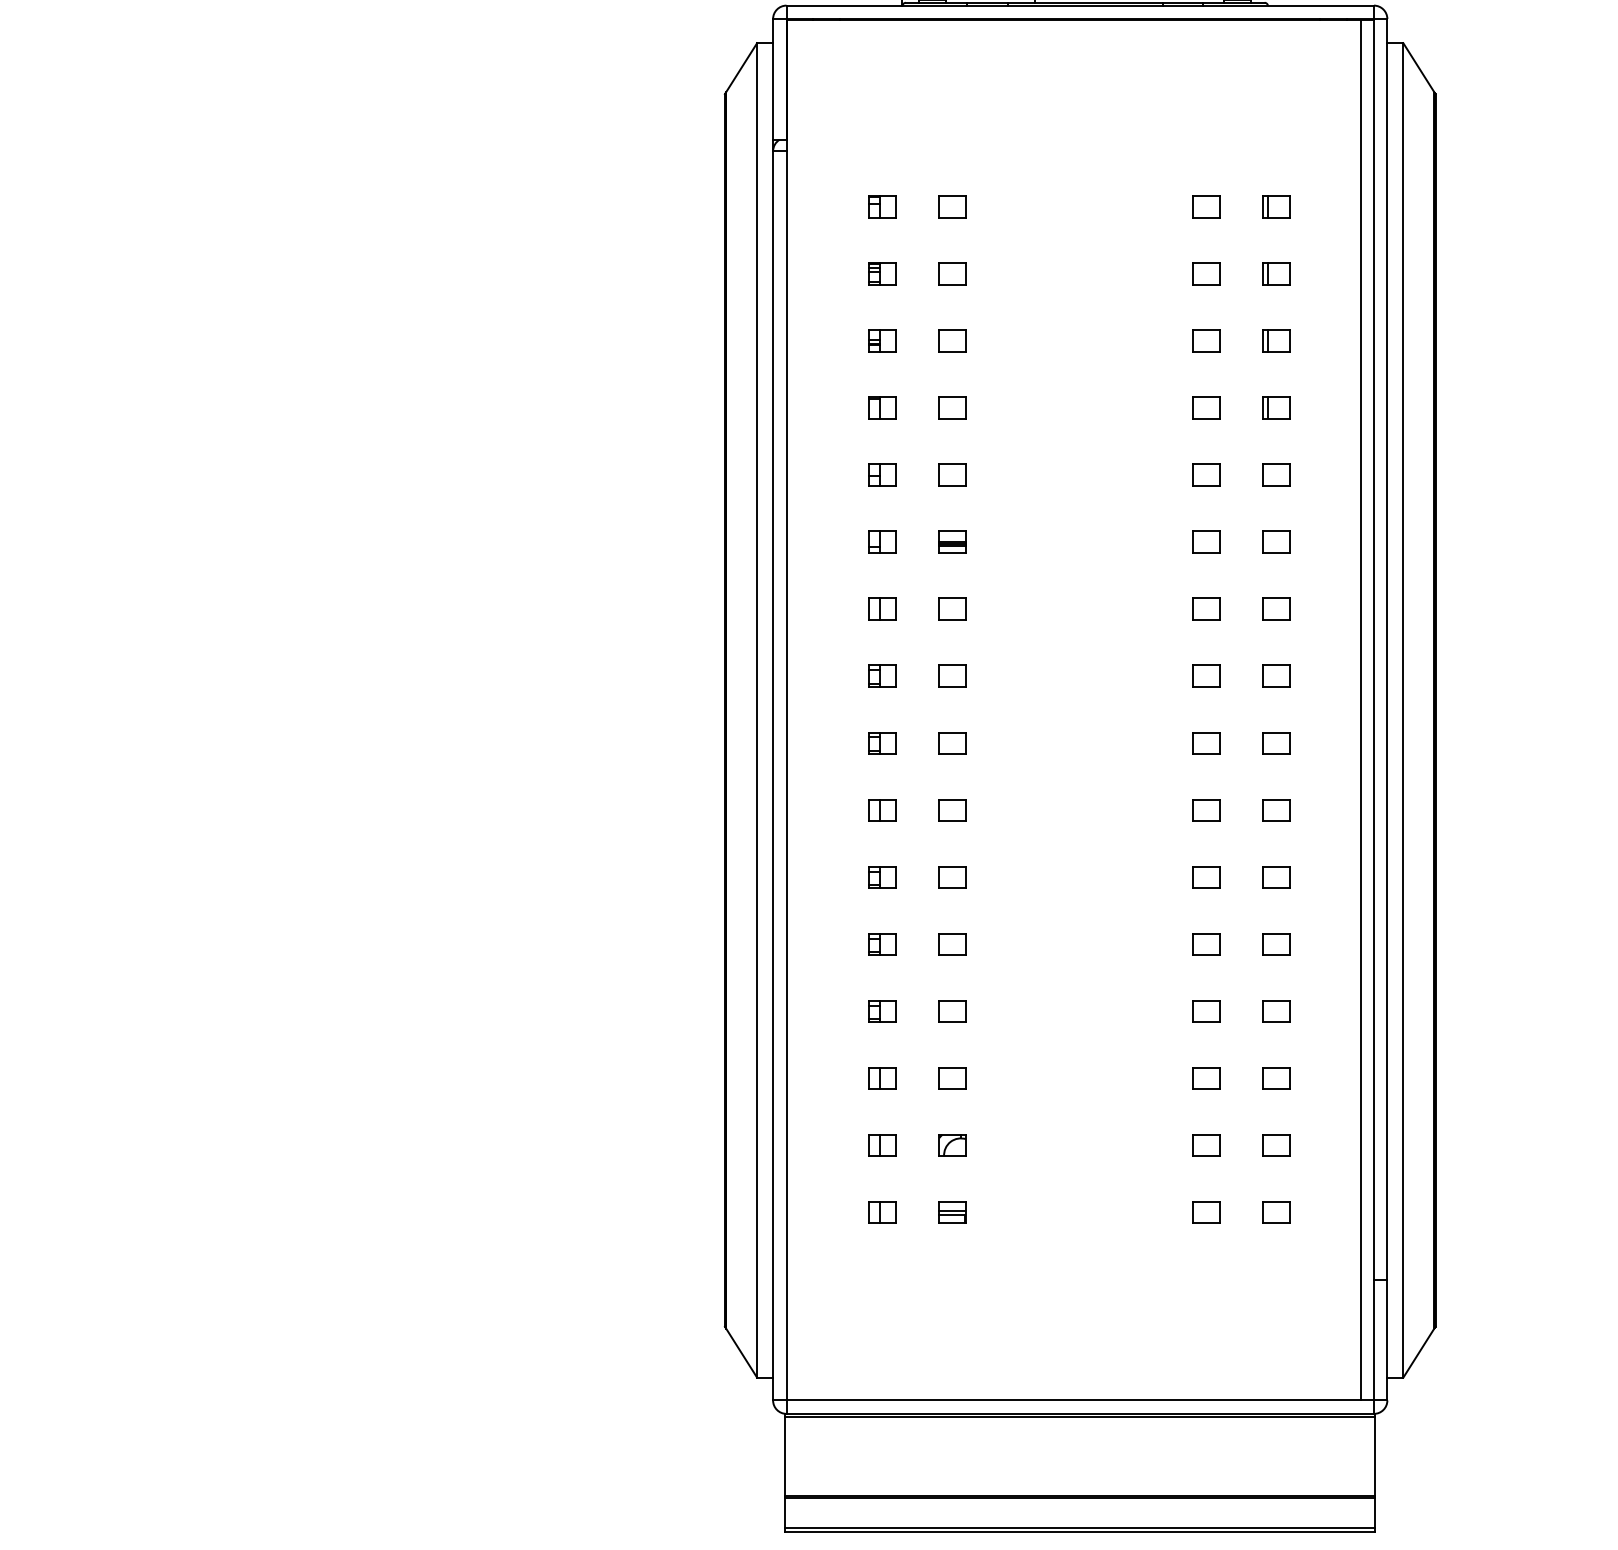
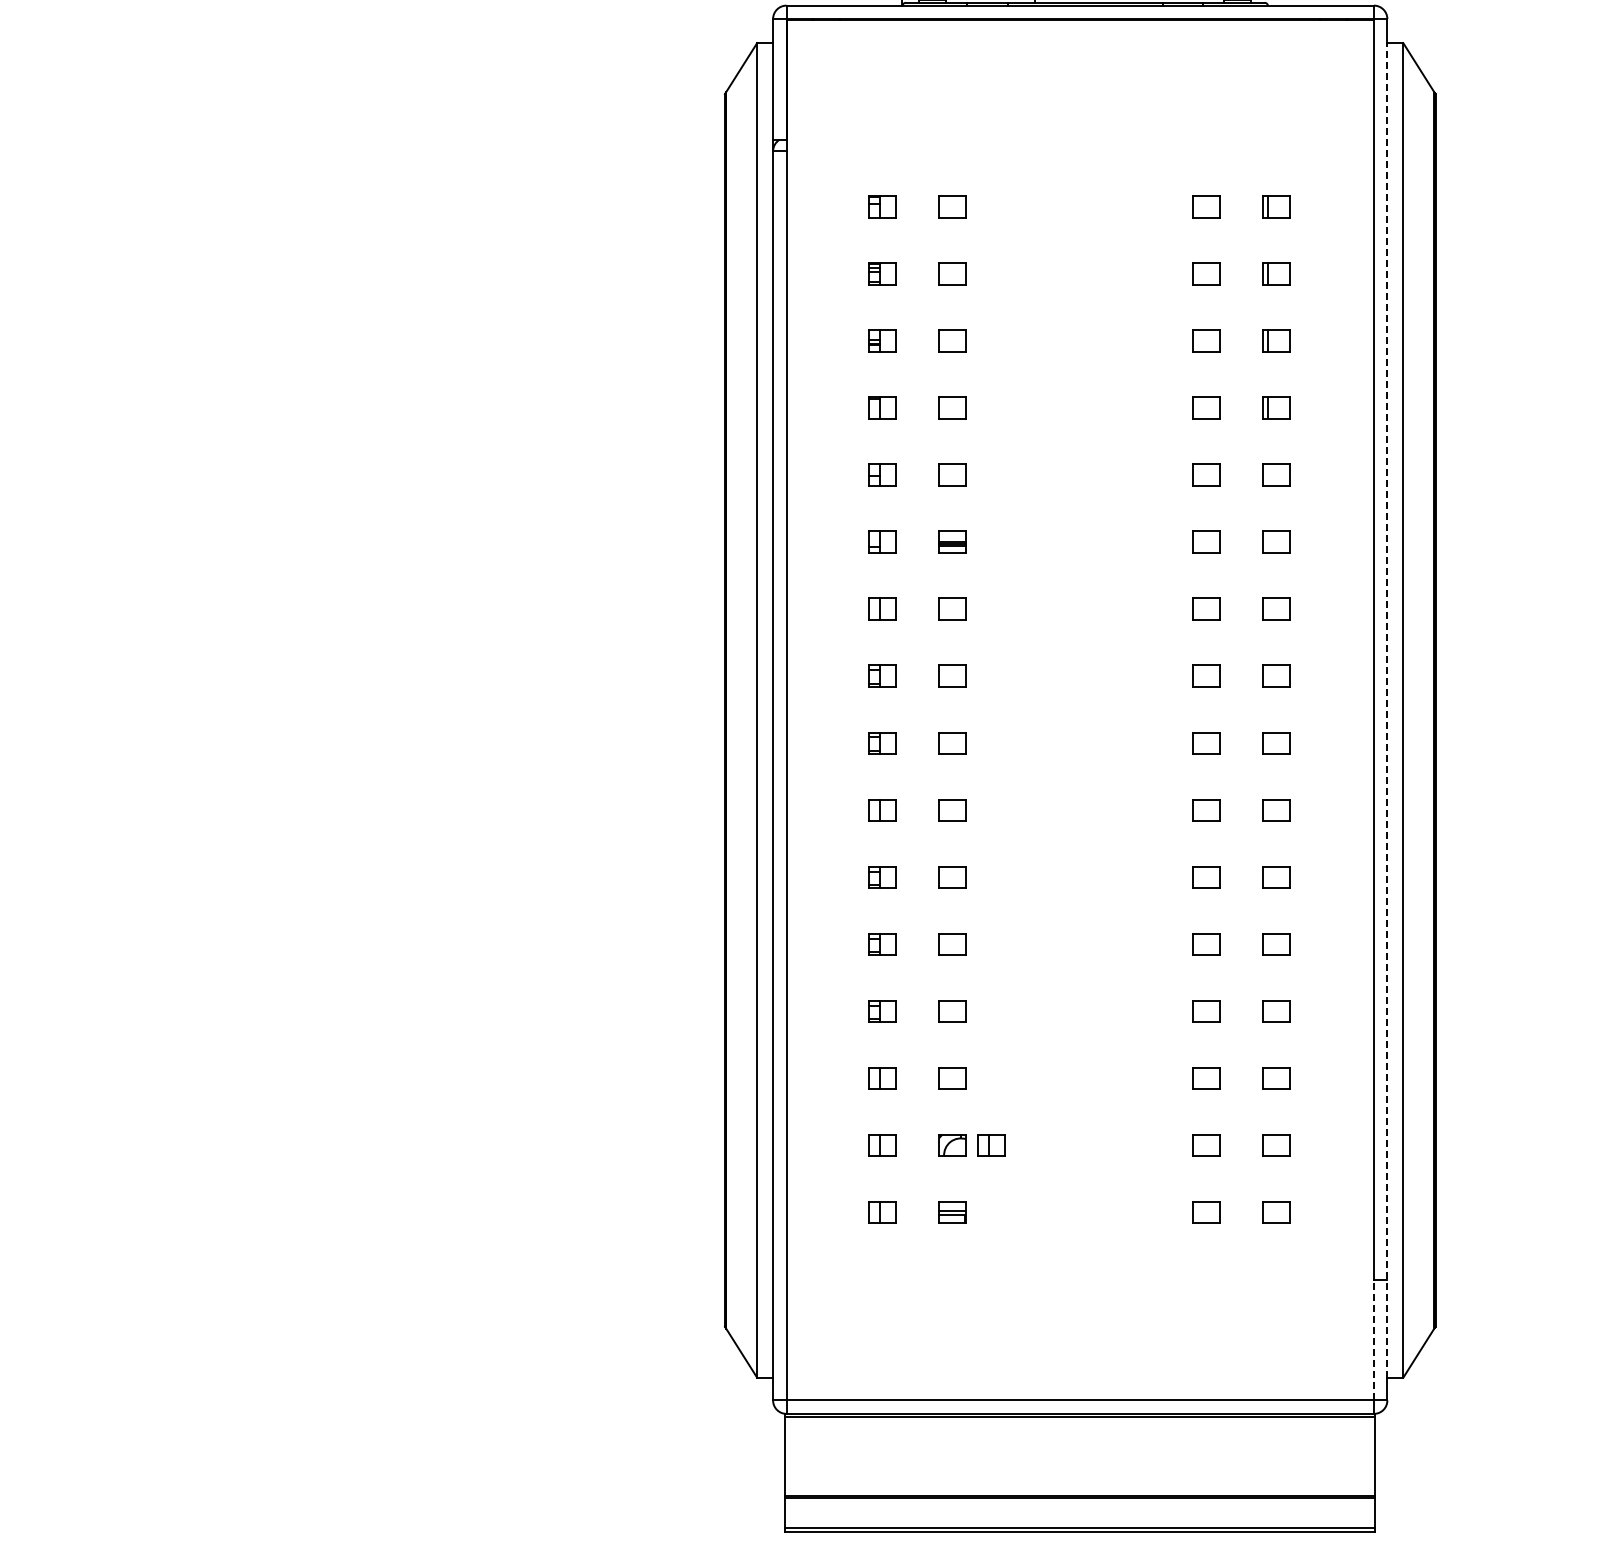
line: solid -> dashed (1387, 709)
line: present -> none (1360, 710)
part: none -> present (991, 1145)
line: solid -> dashed (1373, 1339)
